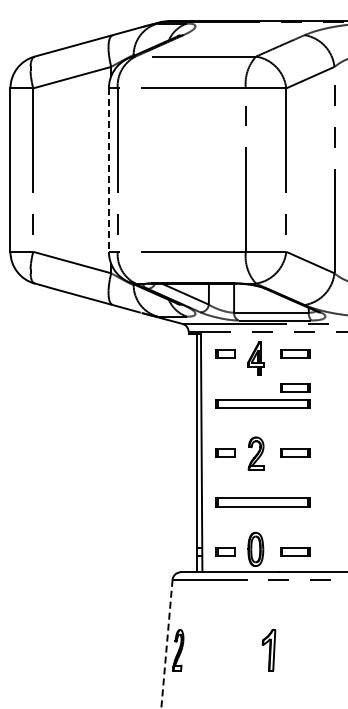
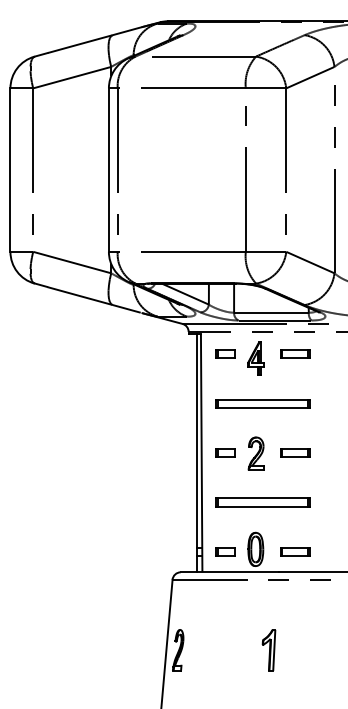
line: dashed -> solid (108, 170)
part: present -> none (295, 387)
line: dashed -> solid (166, 644)
